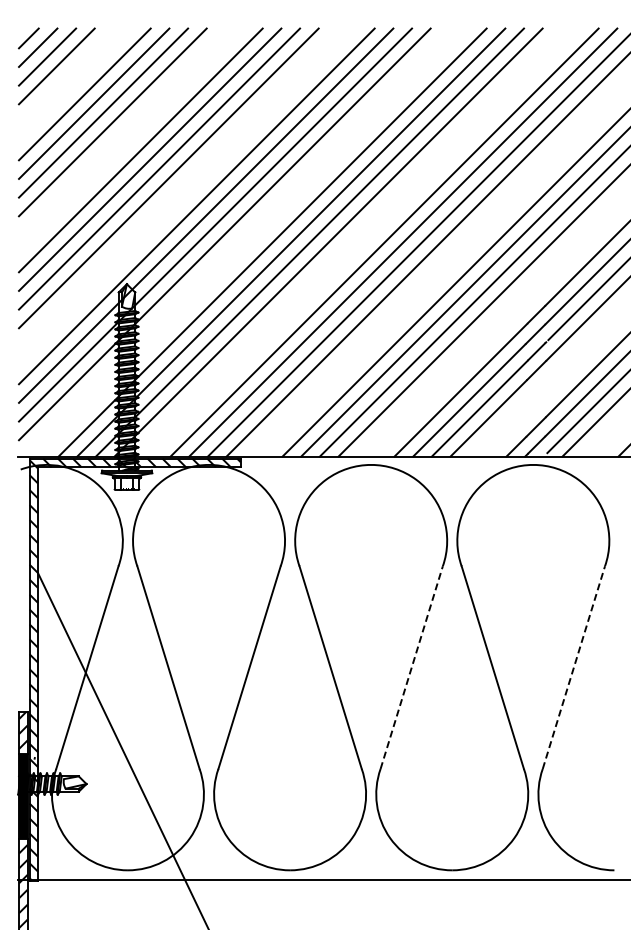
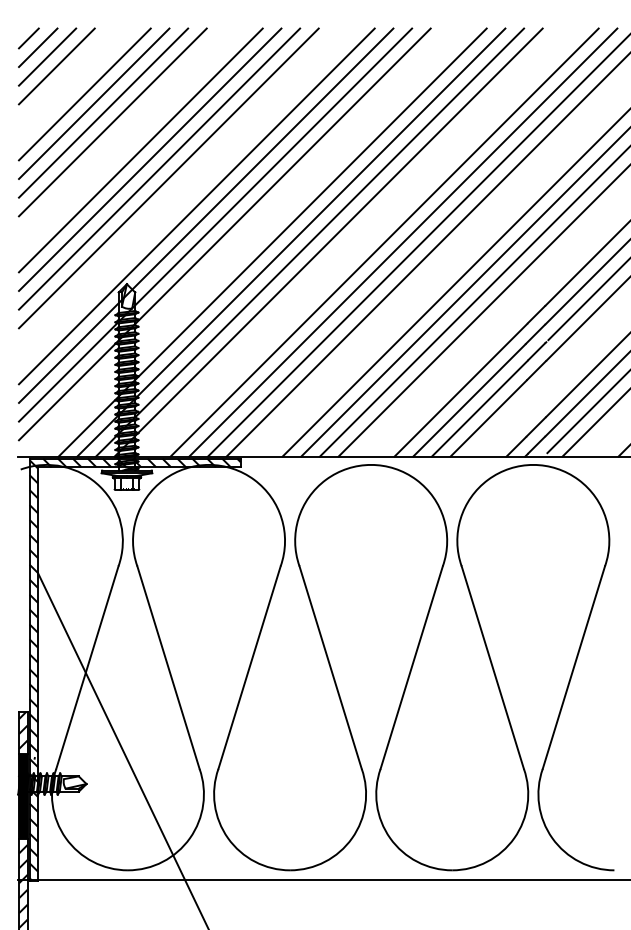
line: dashed -> solid (411, 667)
line: dashed -> solid (574, 667)
